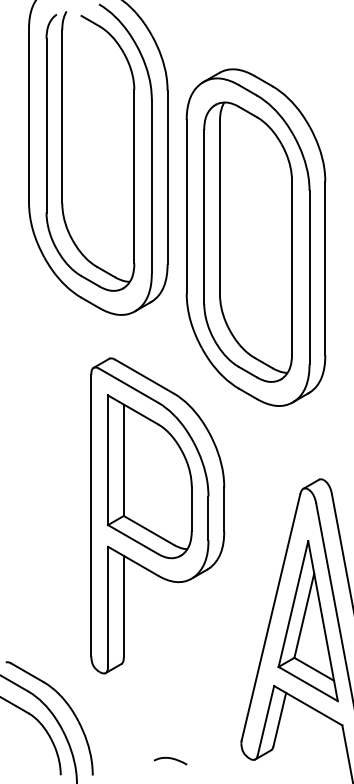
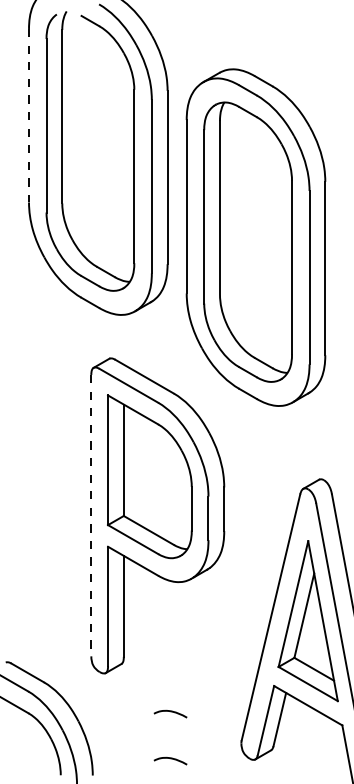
line: solid -> dashed (29, 115)
line: solid -> dashed (91, 515)
curve: none -> present (170, 712)
